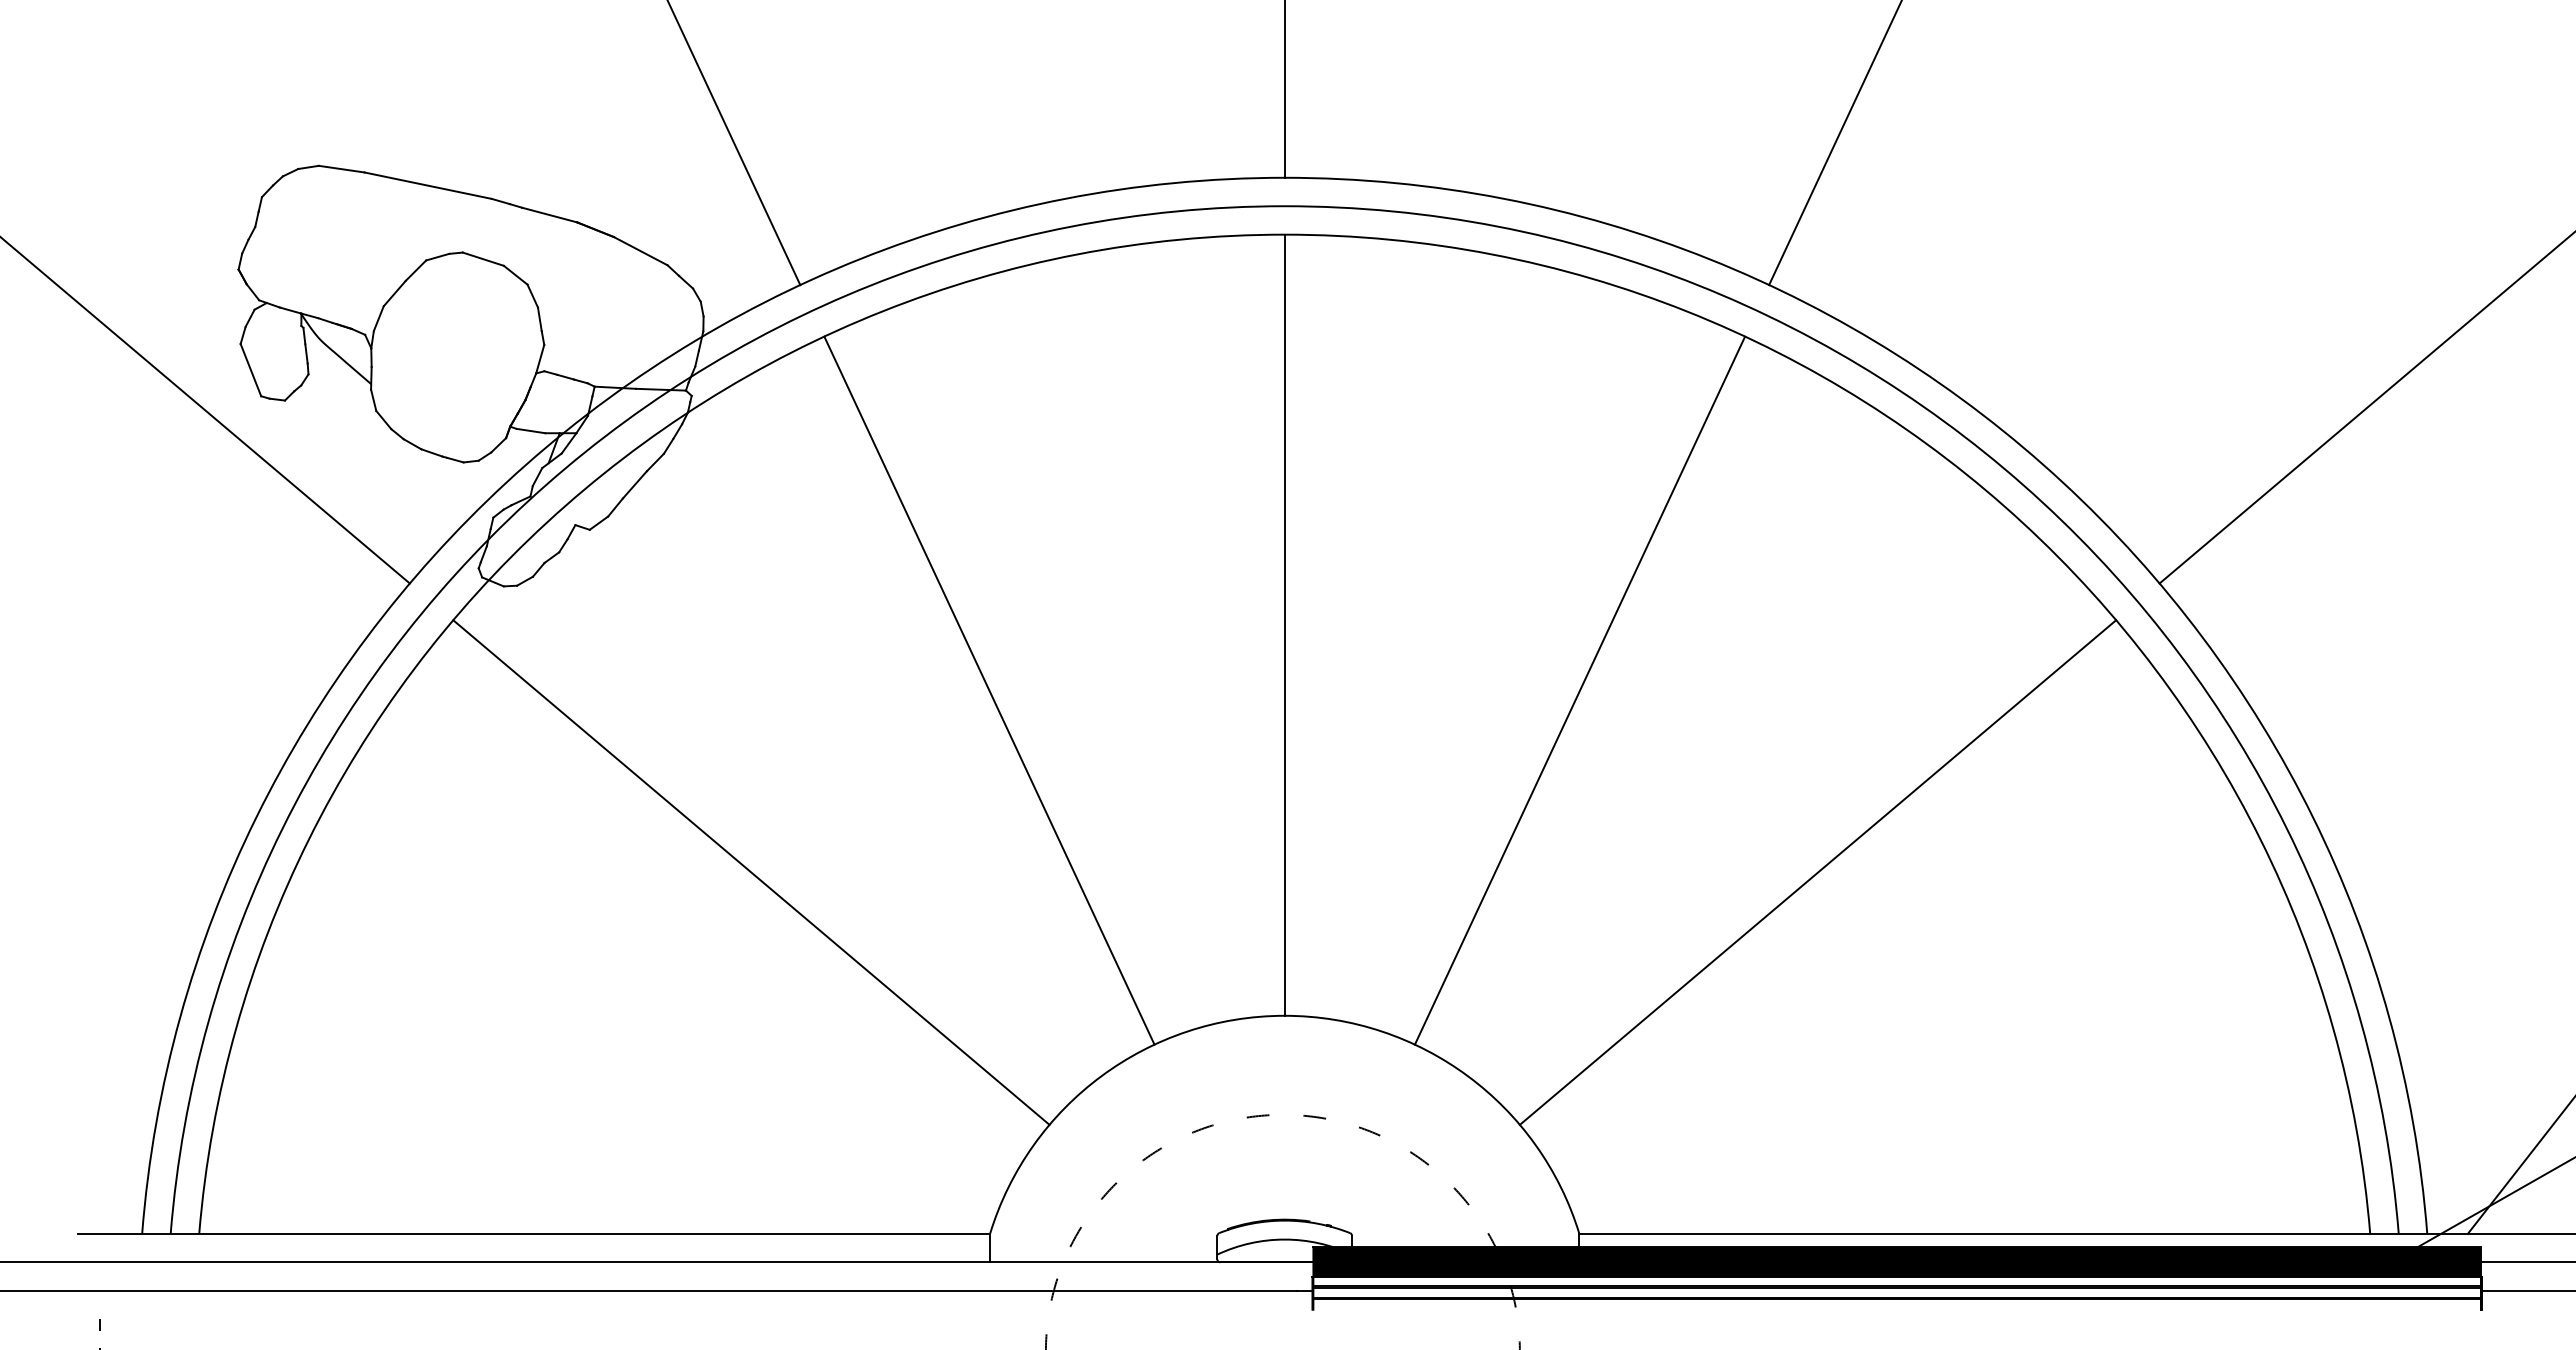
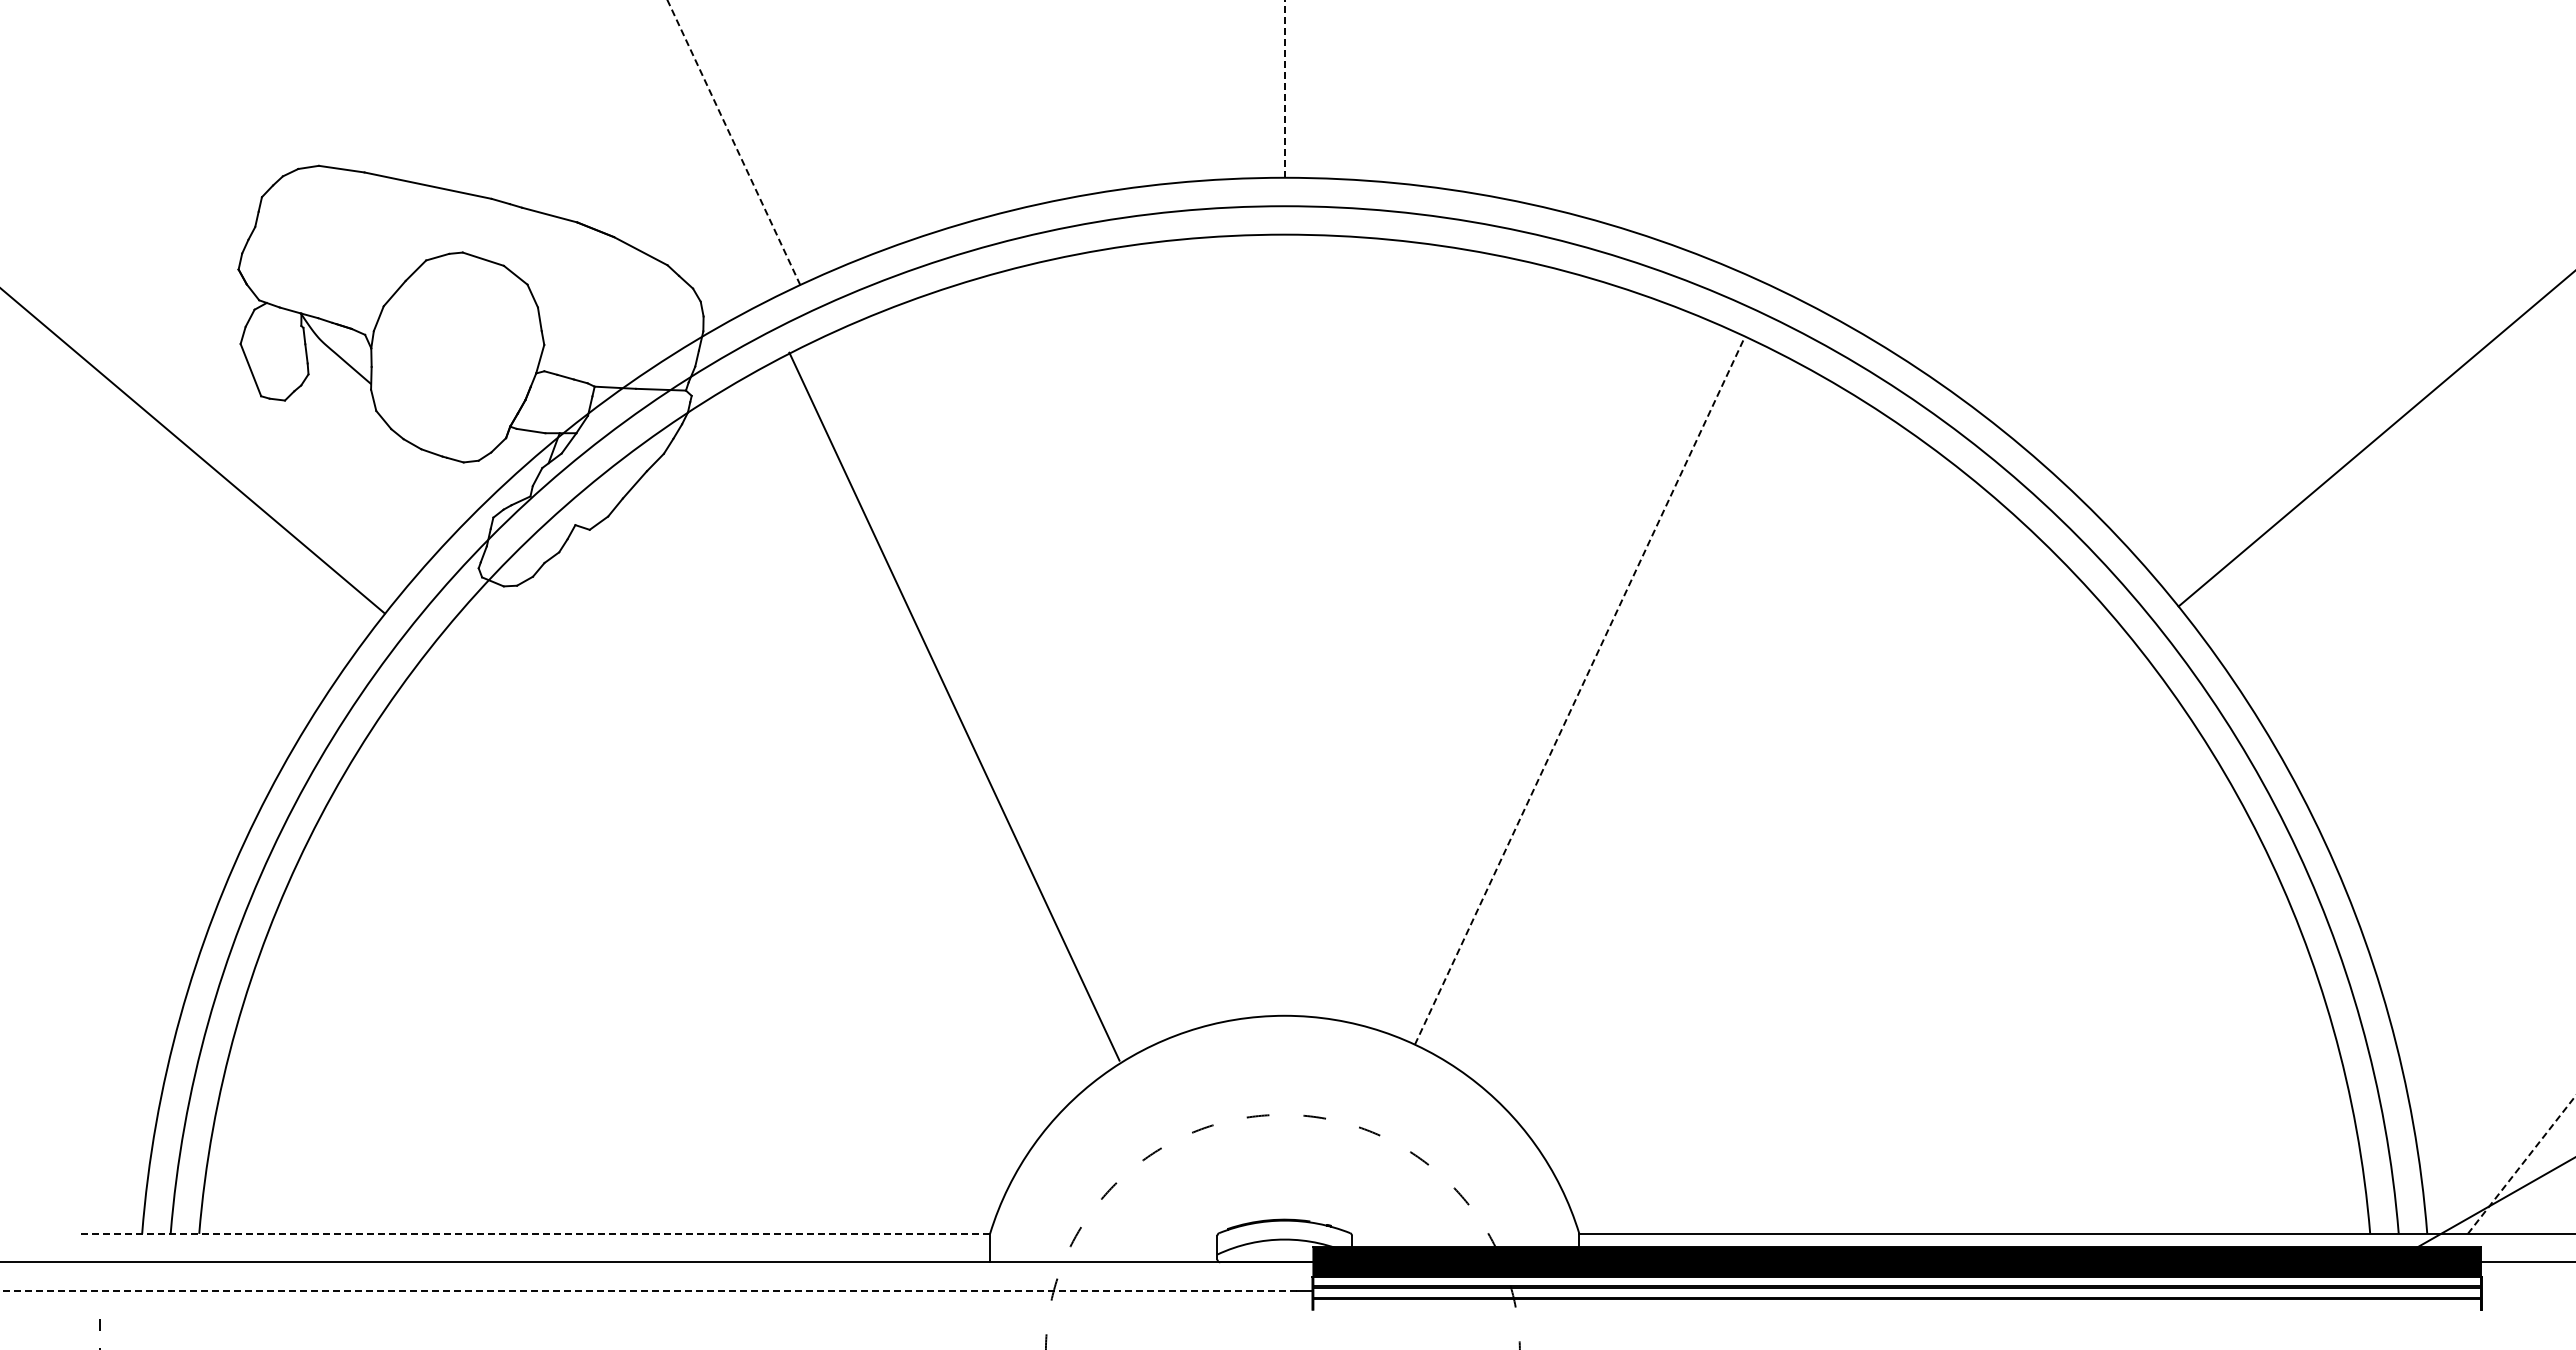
line: solid -> dashed (1284, 88)
line: solid -> dashed (733, 142)
line: present -> none (1835, 143)
line position: (2365, 408) -> (2375, 439) (2375, 439)
line position: (205, 410) -> (193, 451) (193, 451)
line: present -> none (1284, 624)
line position: (989, 690) -> (954, 706) (954, 706)
line: solid -> dashed (1579, 690)
line: present -> none (751, 872)
line: present -> none (1817, 872)
line: solid -> dashed (2522, 1164)
line: solid -> dashed (533, 1233)
line: solid -> dashed (647, 1290)
line: present -> none (2527, 1290)
